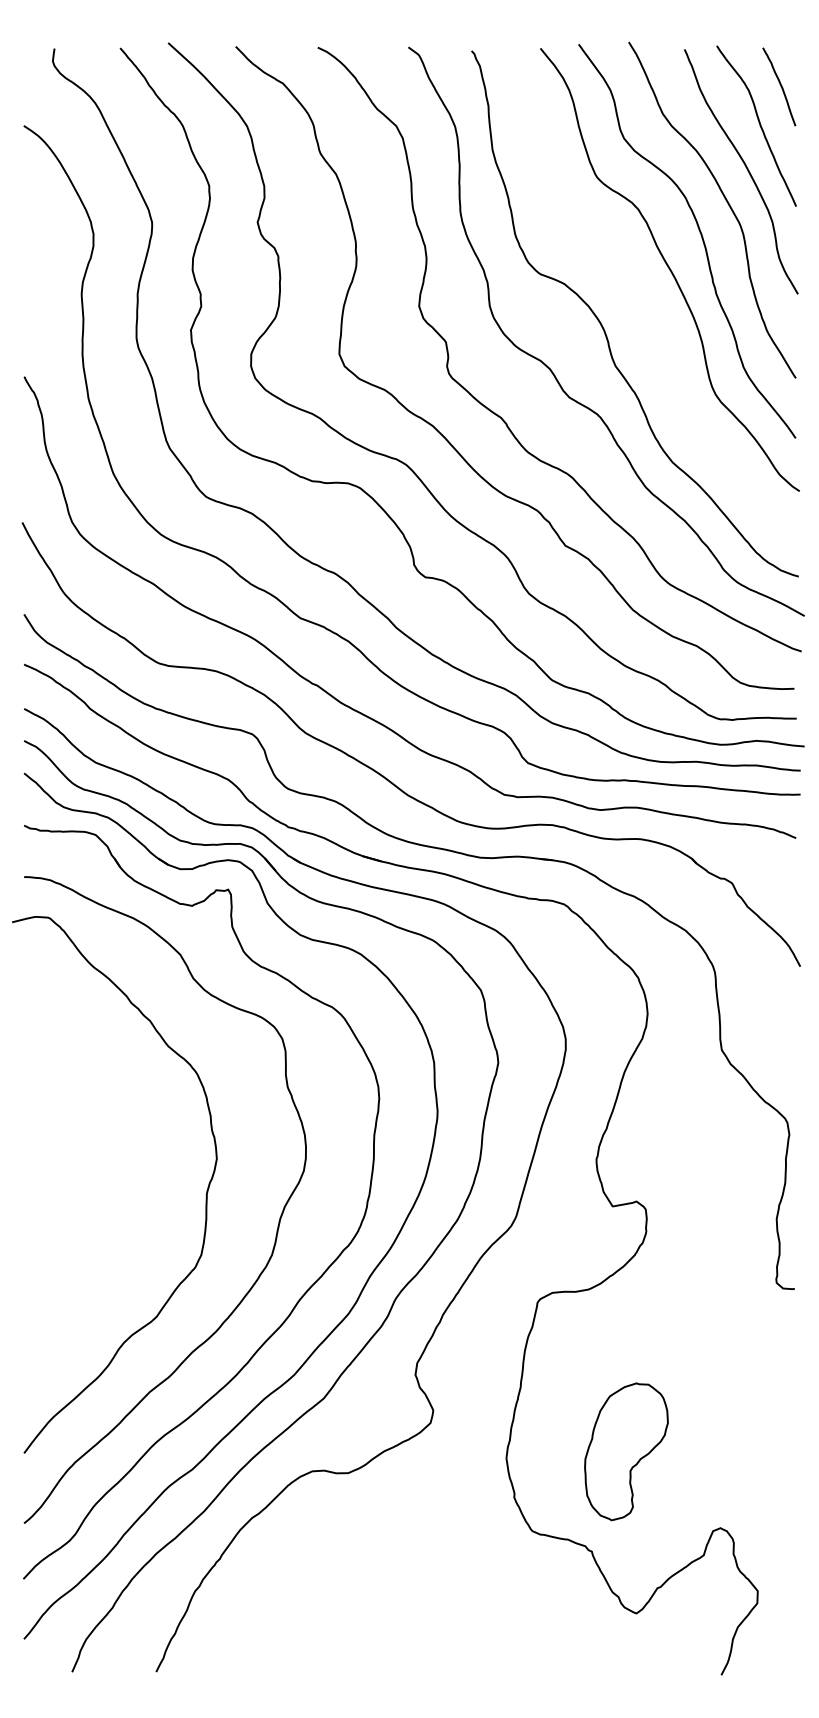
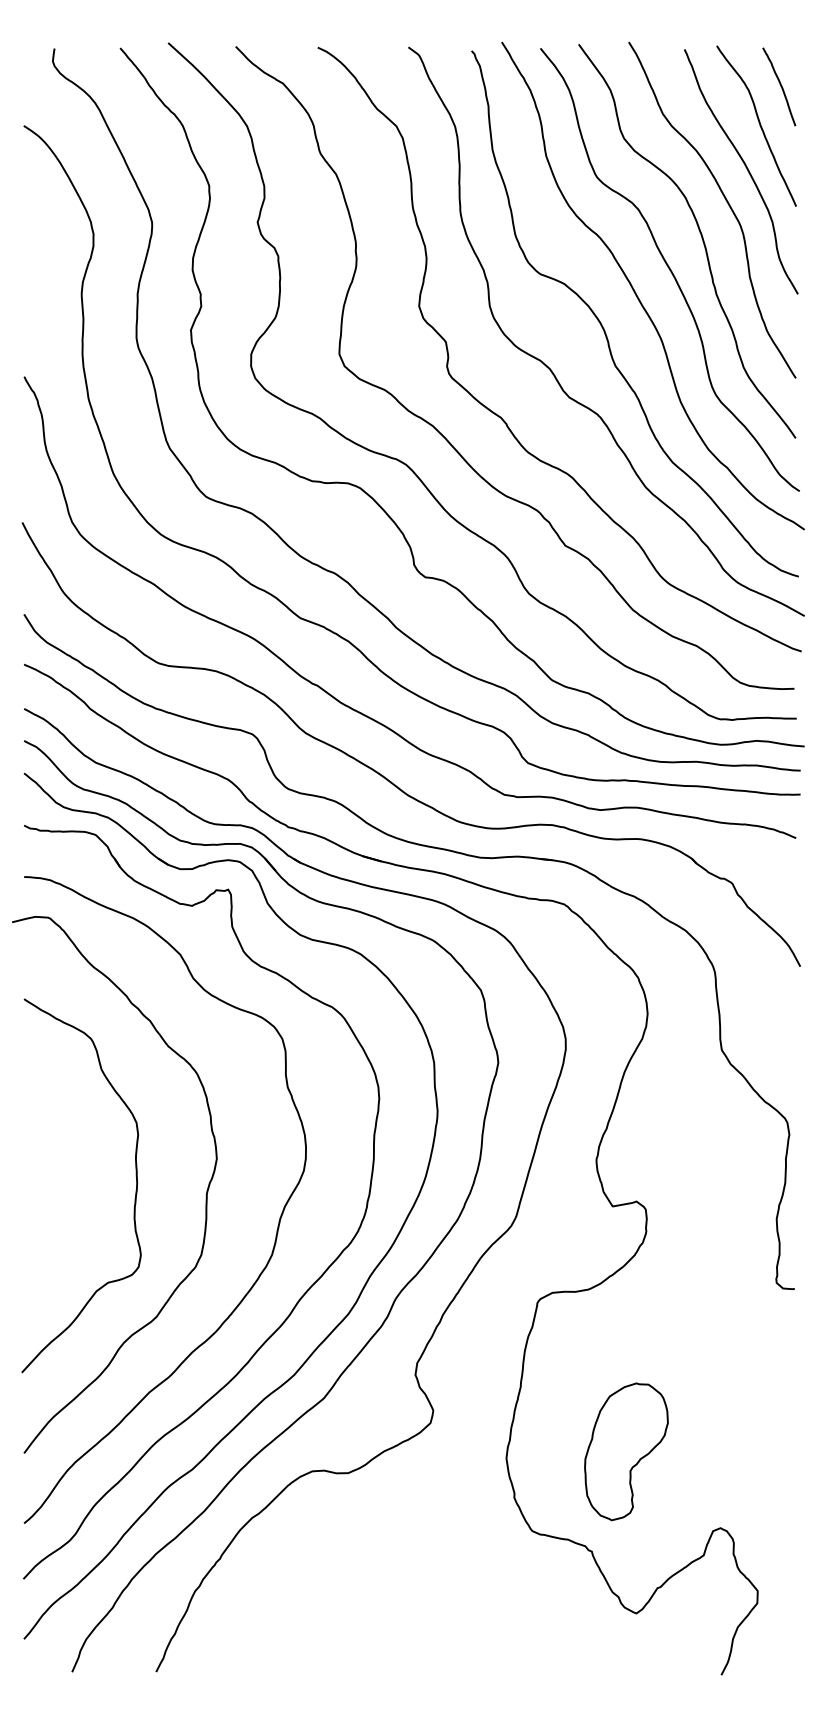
curve: none -> present (637, 294)
curve: none -> present (135, 1190)
